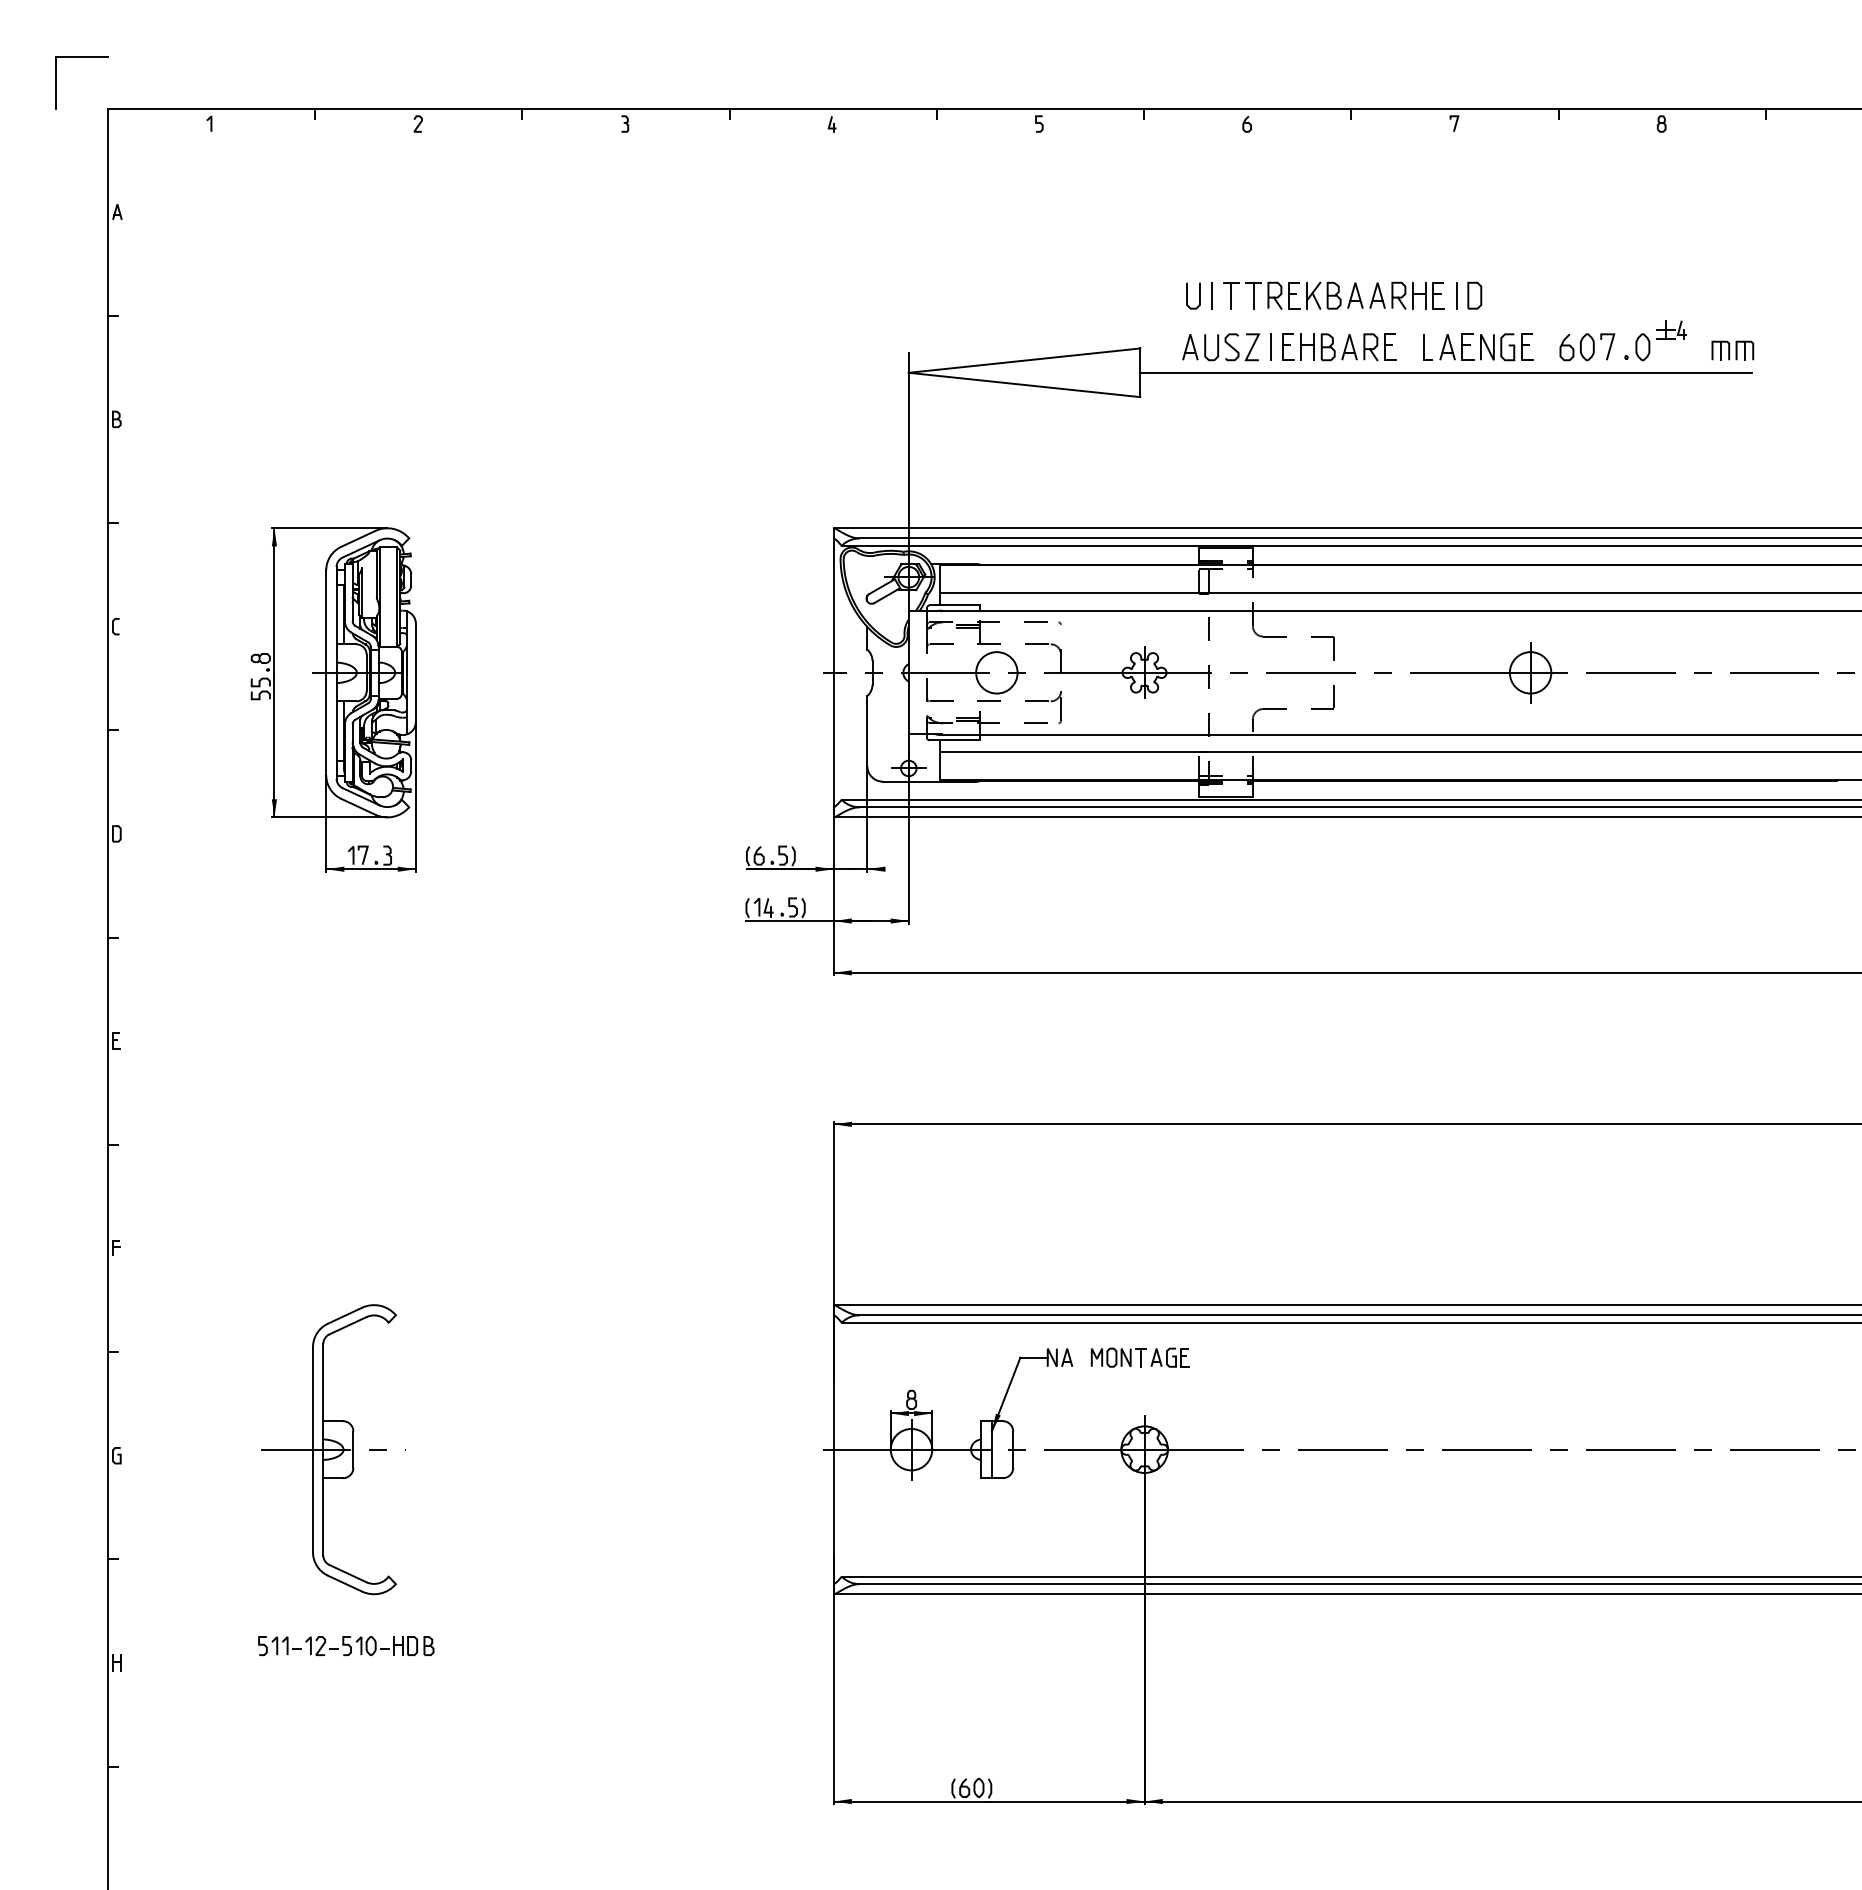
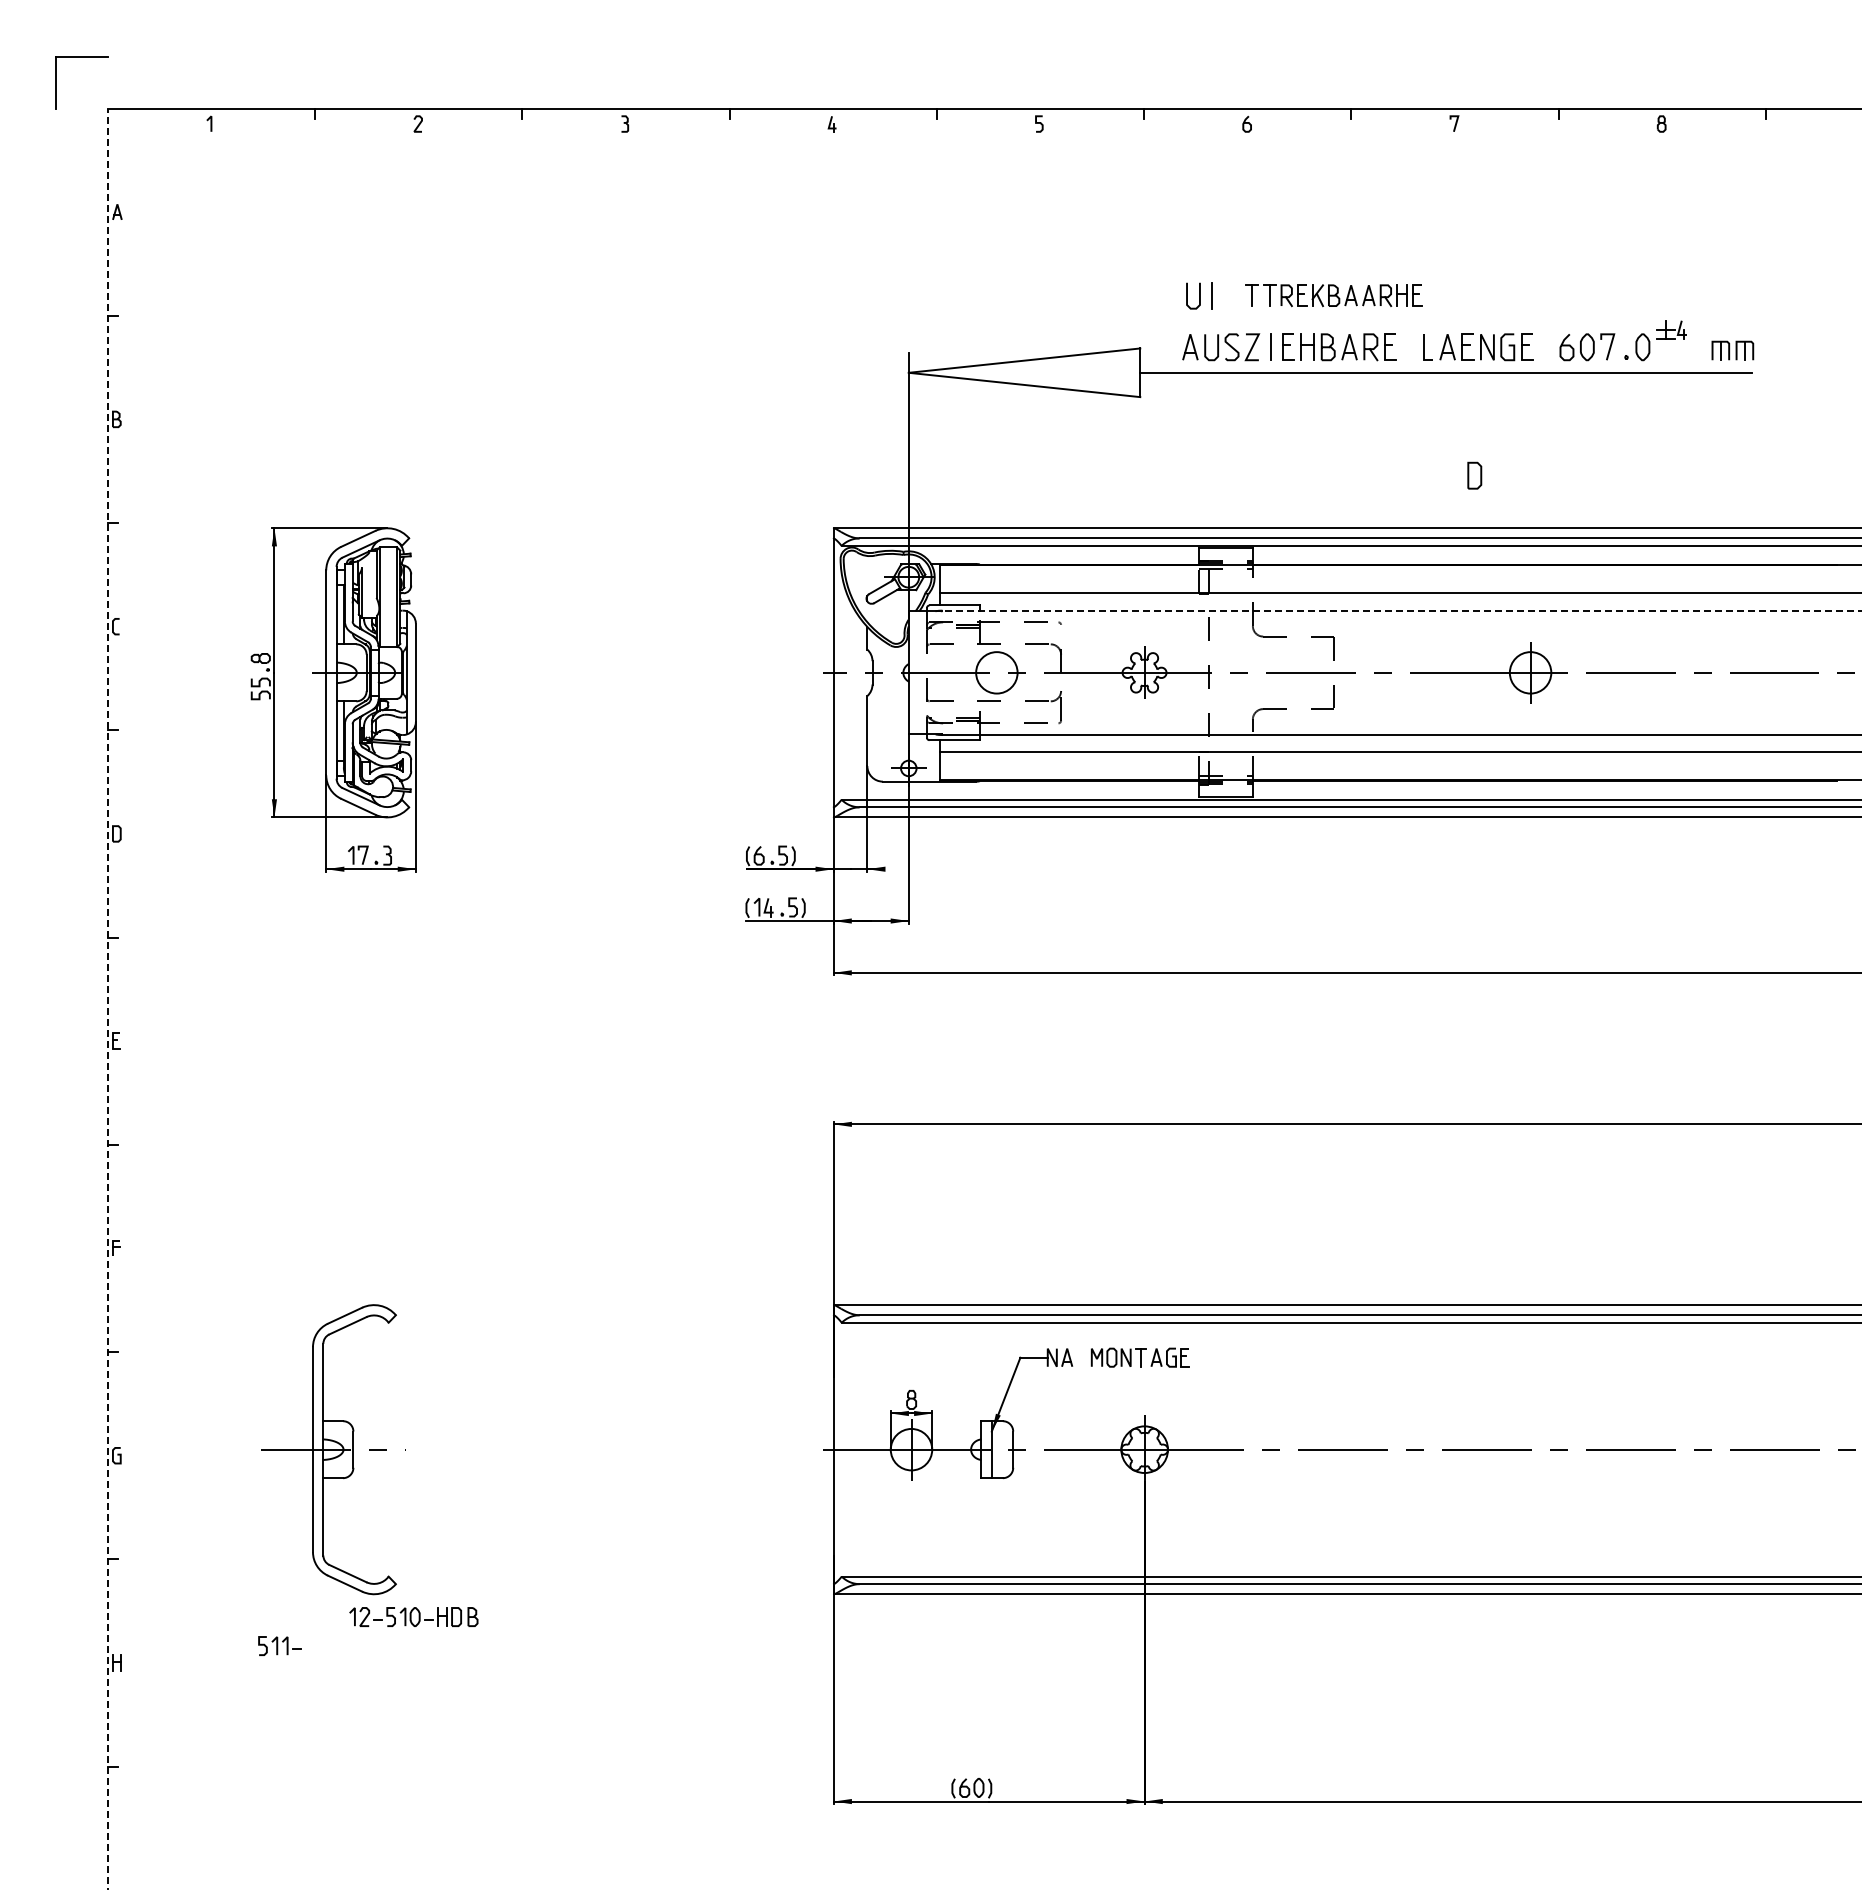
part size: 222x29 px -> 178x24 px (1333, 295)
line: present -> none (1456, 295)
part position: (1474, 295) -> (1474, 475) (1474, 475)
line: solid -> dashed (1401, 610)
line: solid -> dashed (107, 998)
part position: (369, 1645) -> (413, 1616) (413, 1616)
